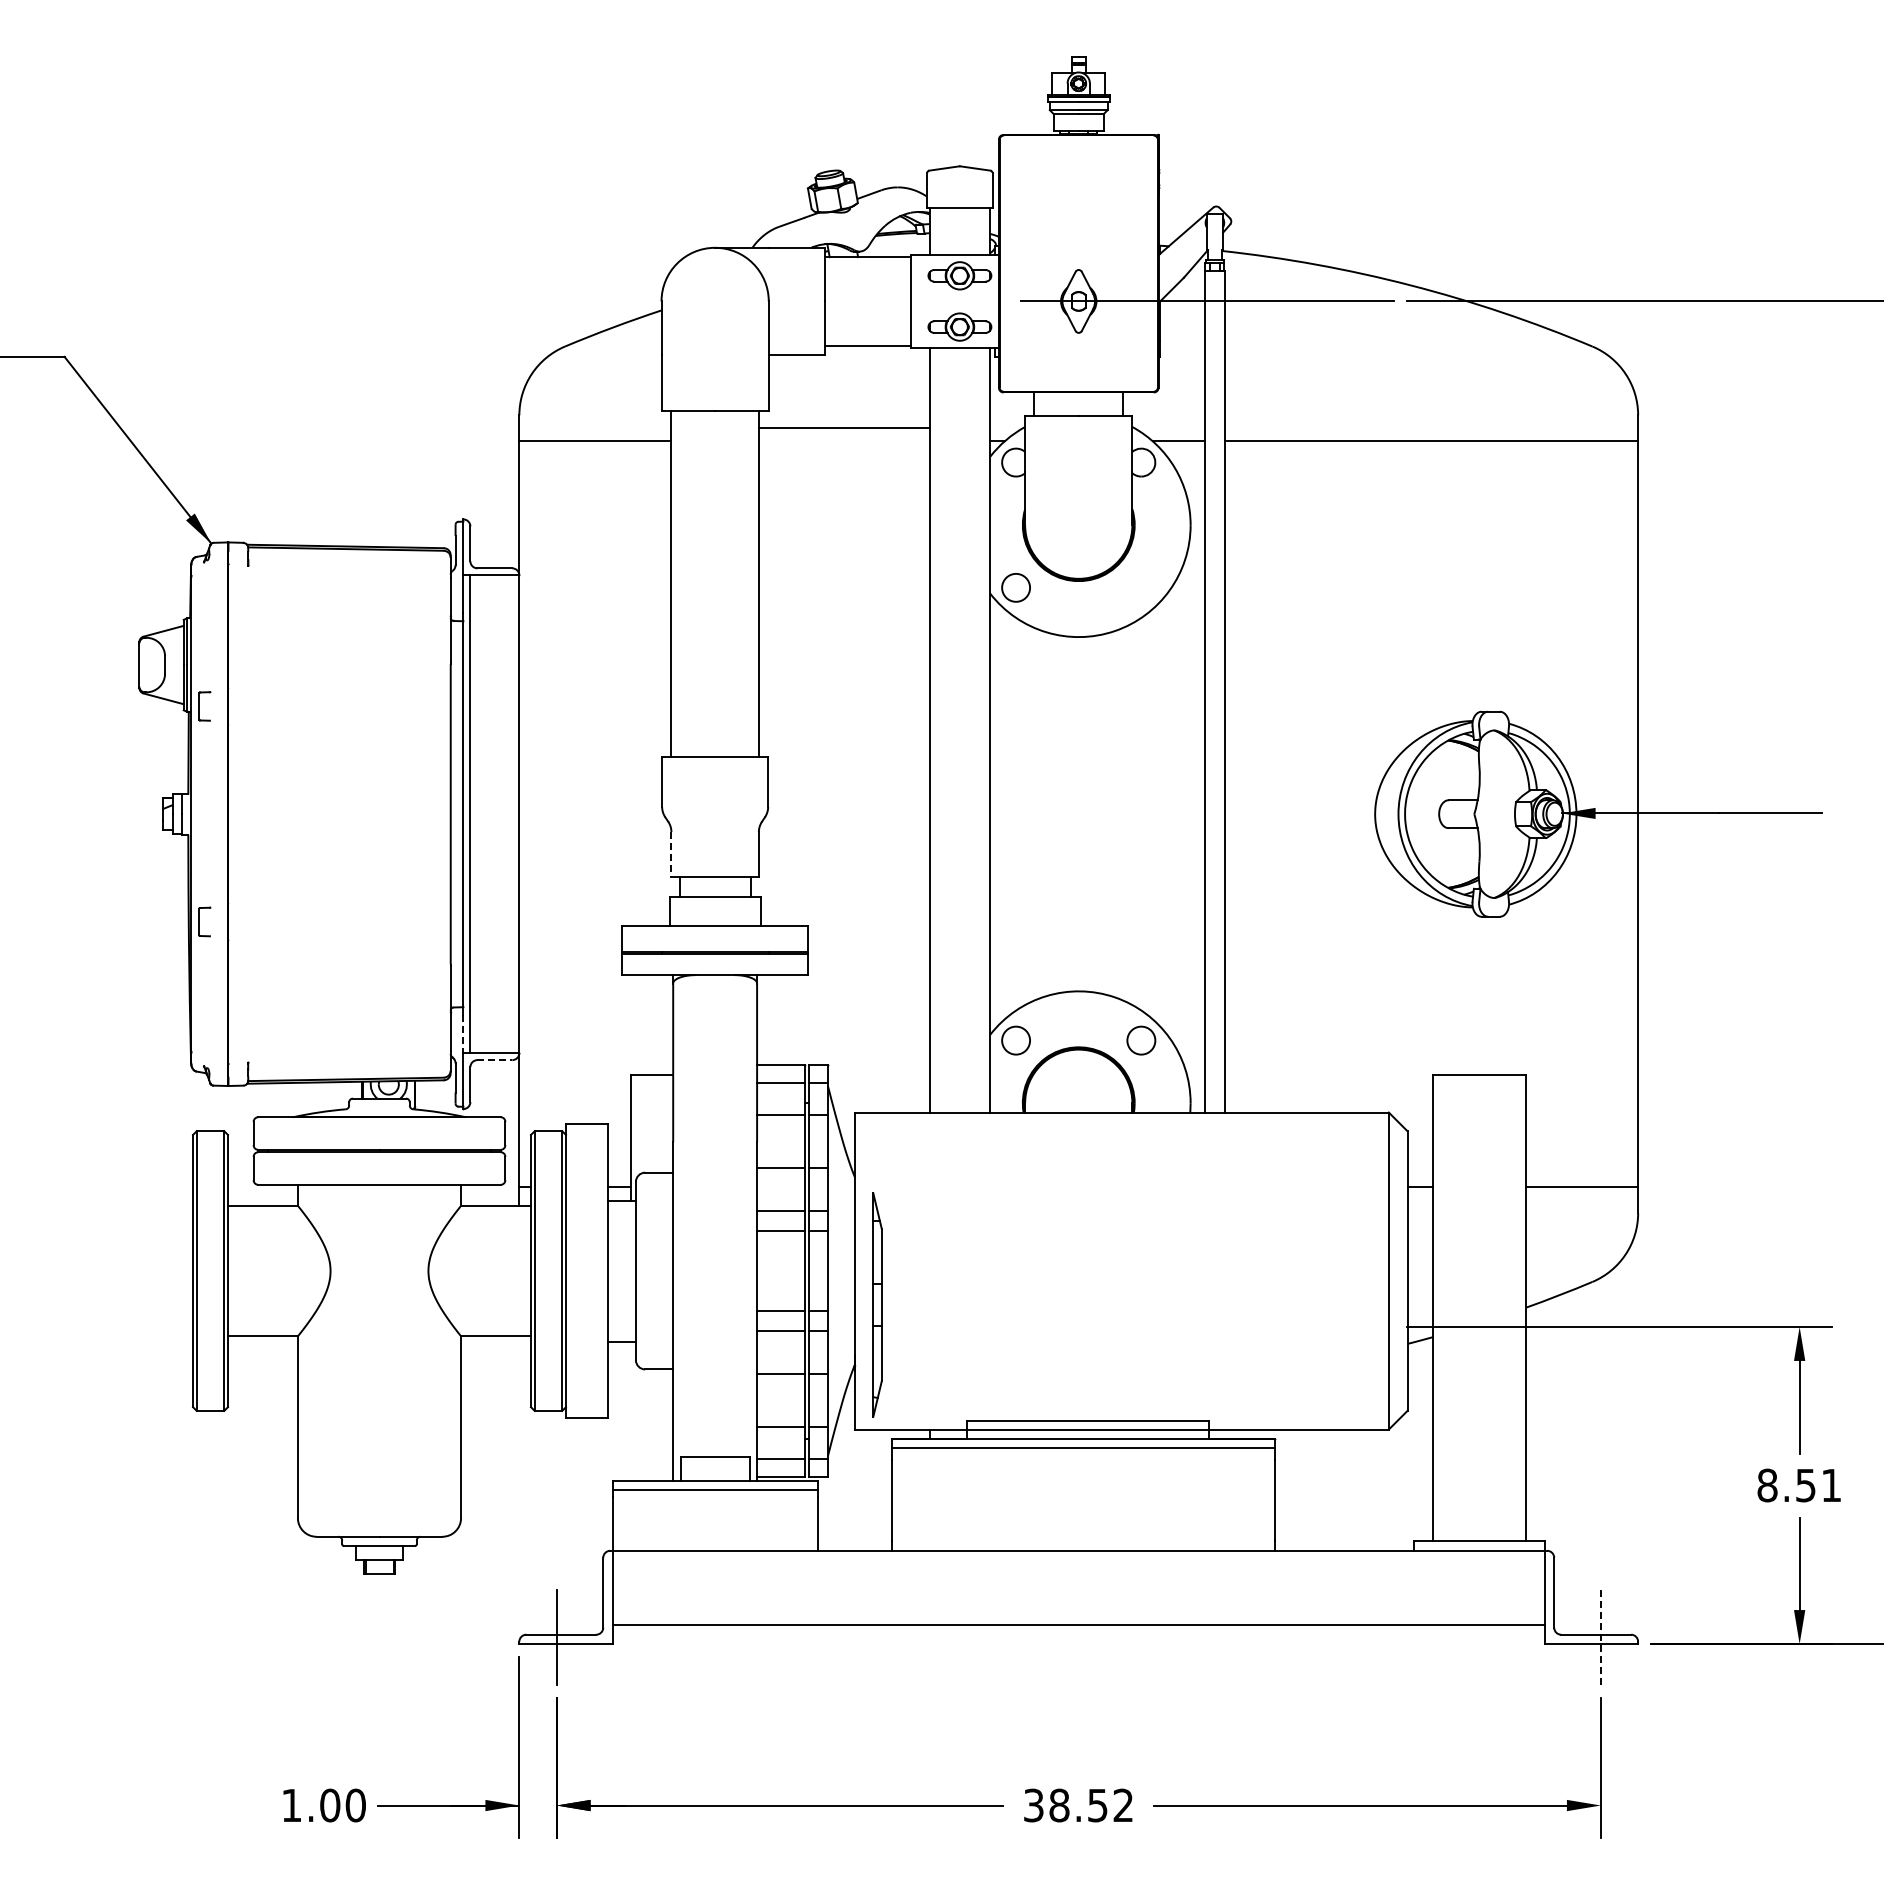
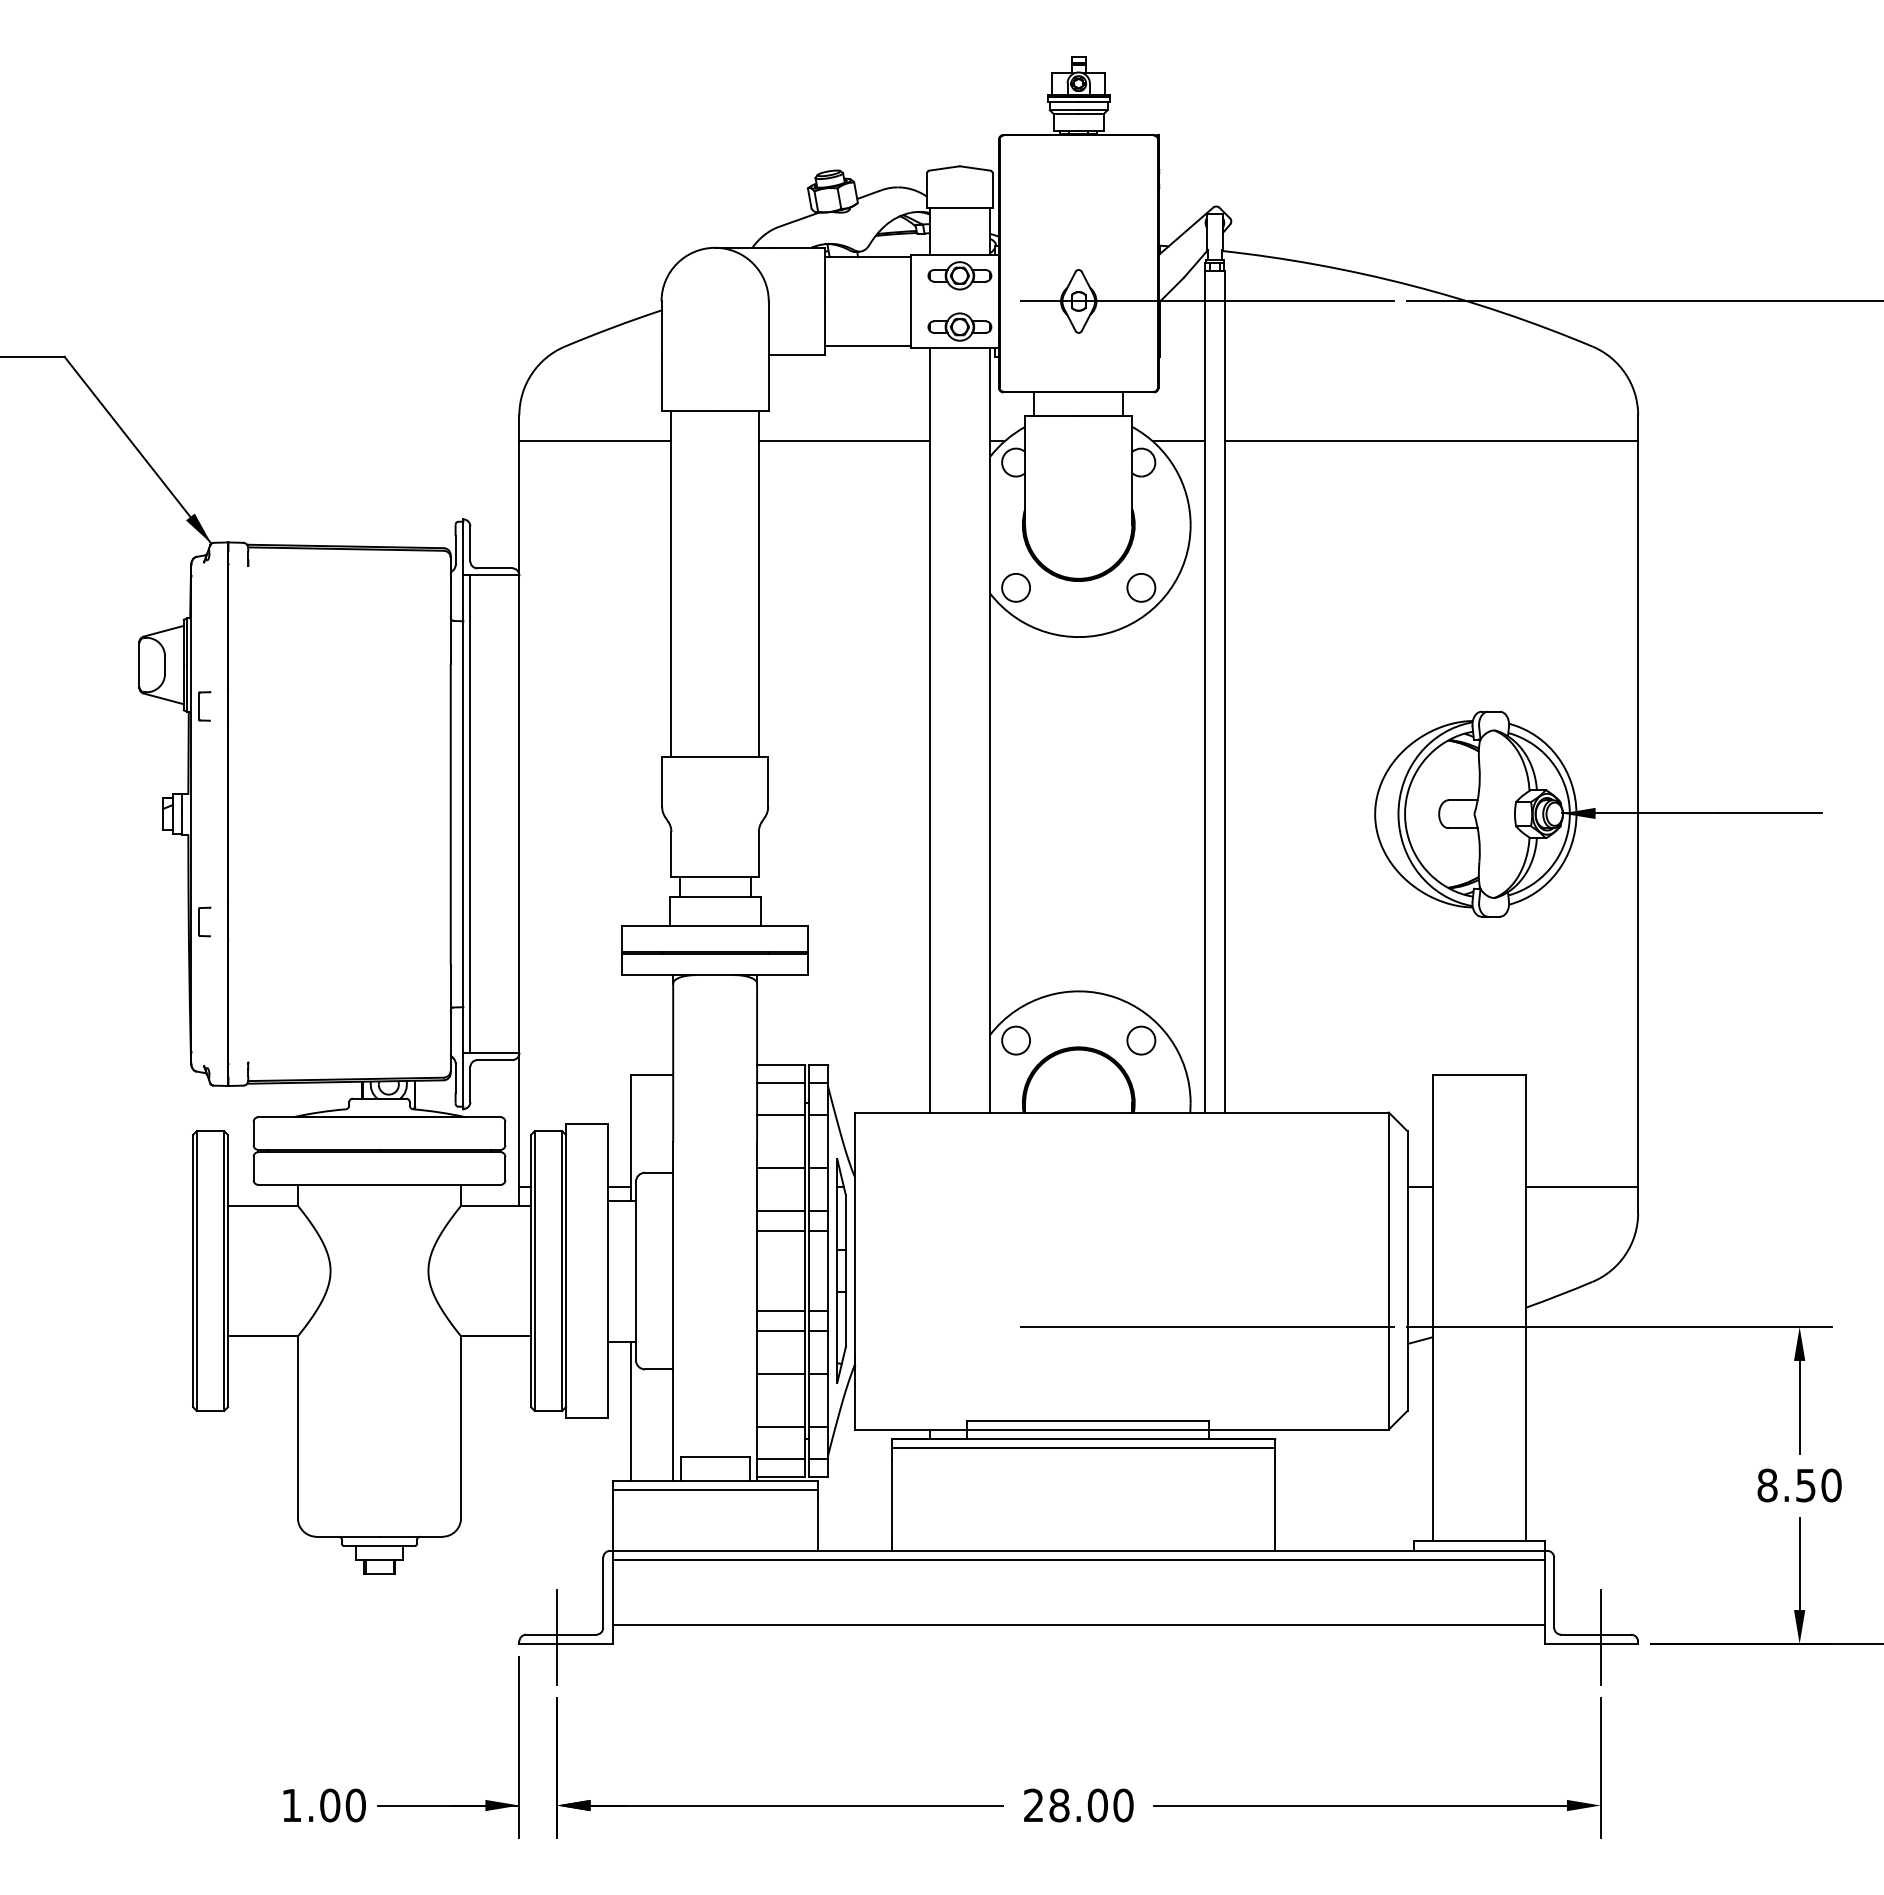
line position: (844, 428) -> (844, 441) (844, 441)
circle: none -> present (1141, 587)
line: dashed -> solid (671, 854)
line: dashed -> solid (463, 1034)
line: dashed -> solid (495, 1060)
part position: (877, 1304) -> (841, 1270) (841, 1270)
line: none -> present (1207, 1327)
line: none -> present (631, 1410)
text: 8.51 -> 8.50 (1831, 1485)
line: none -> present (1078, 1560)
line: dashed -> solid (1600, 1638)
text: 38.52 -> 28.00 (1078, 1805)
